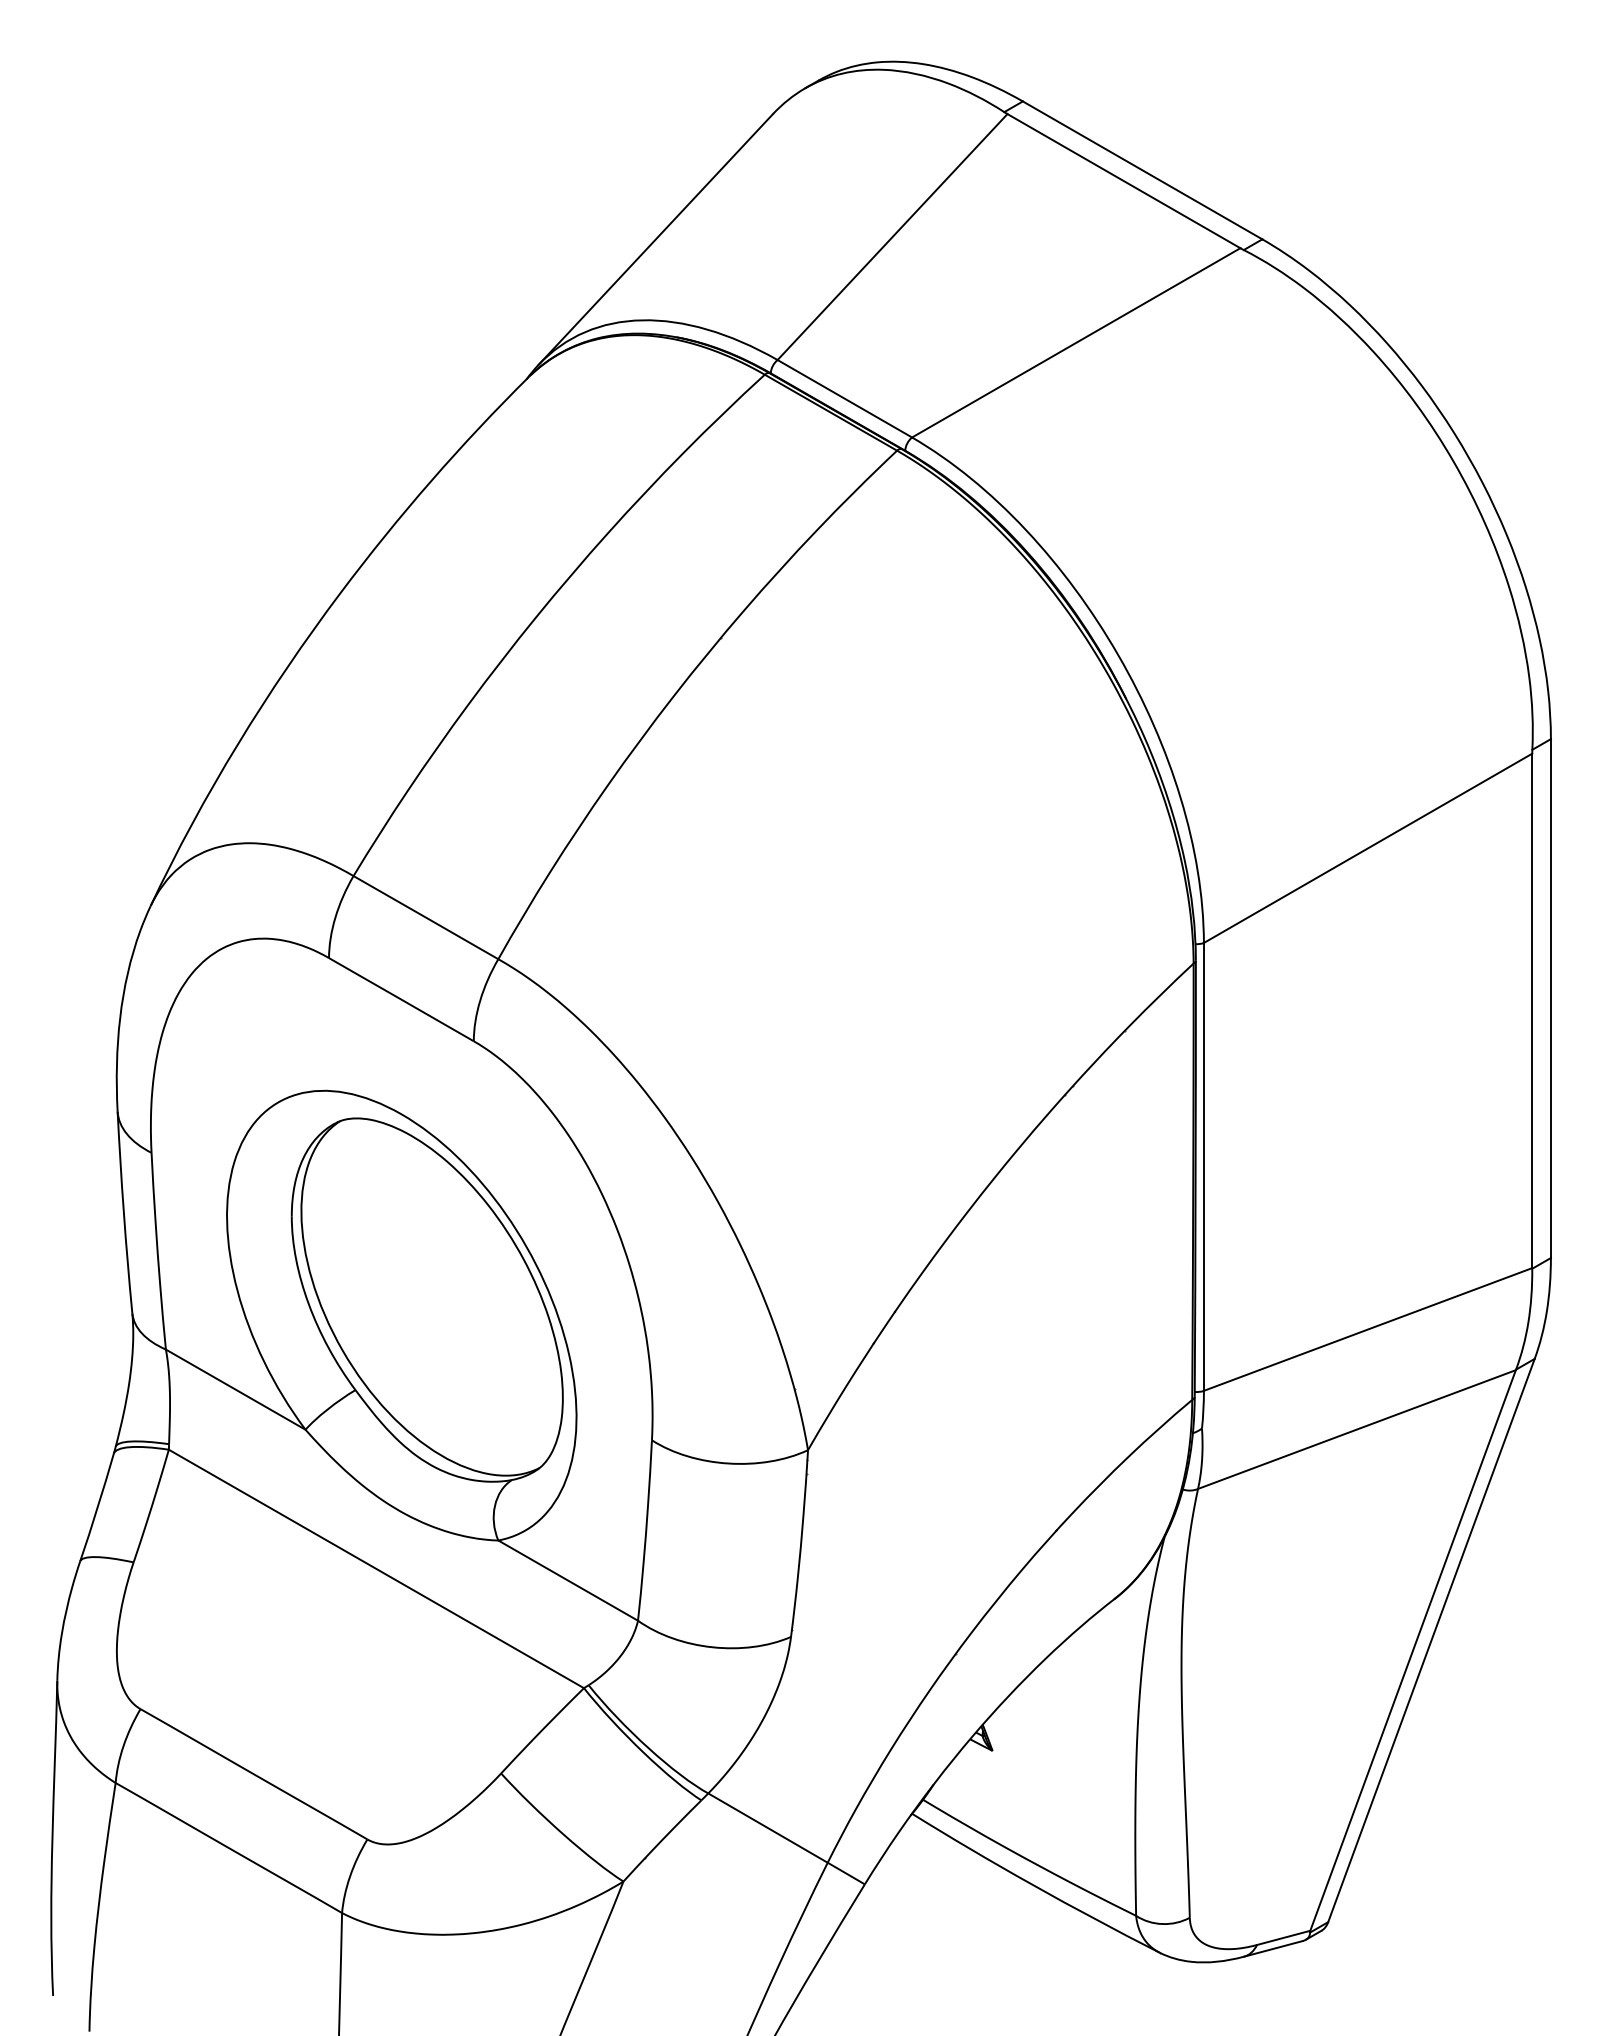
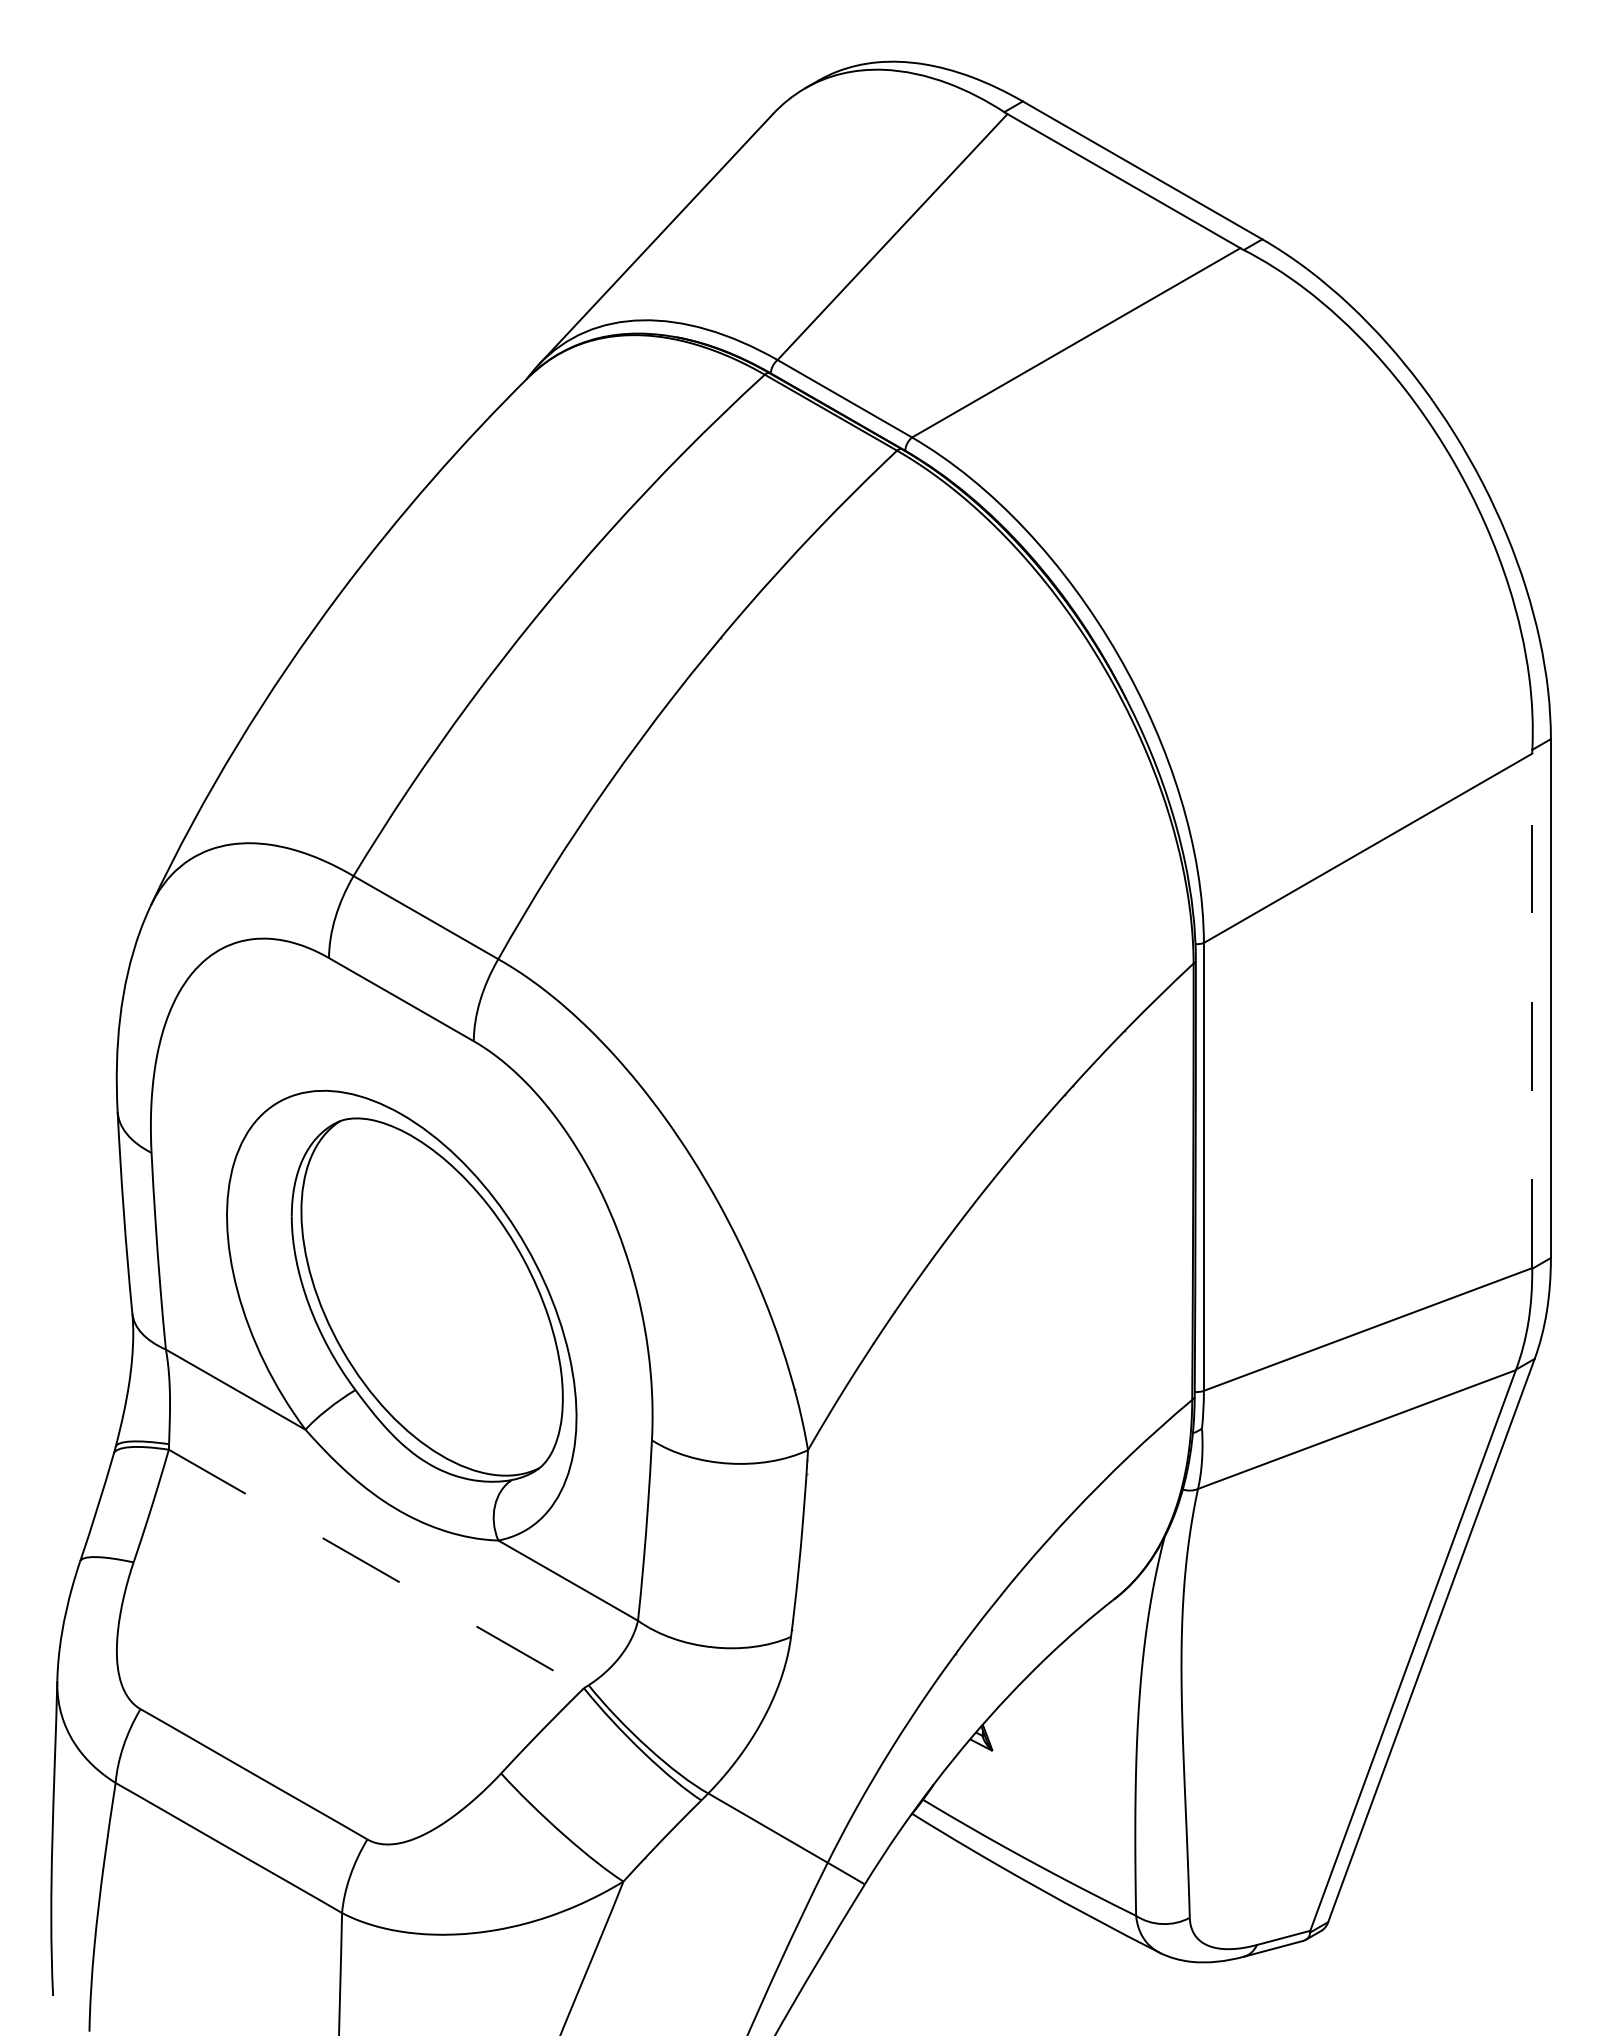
line: solid -> dashed (1532, 1010)
line: solid -> dashed (376, 1569)
